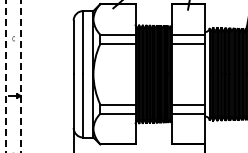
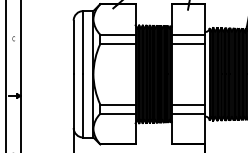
line: dashed -> solid (5, 76)
line: dashed -> solid (20, 76)
